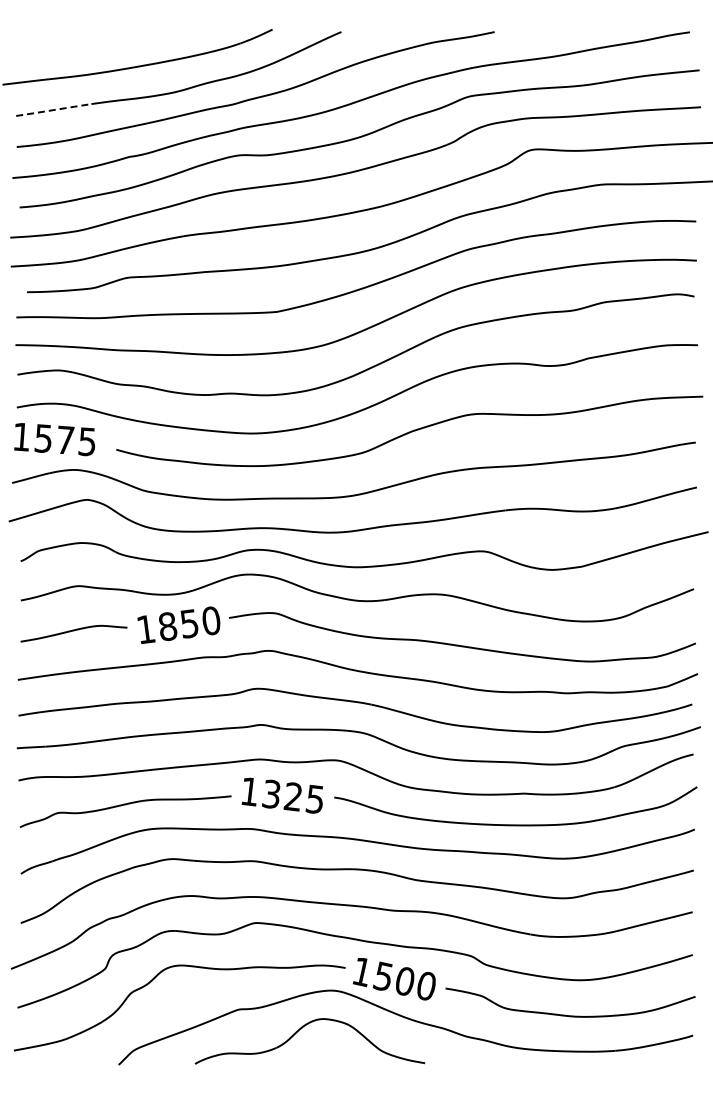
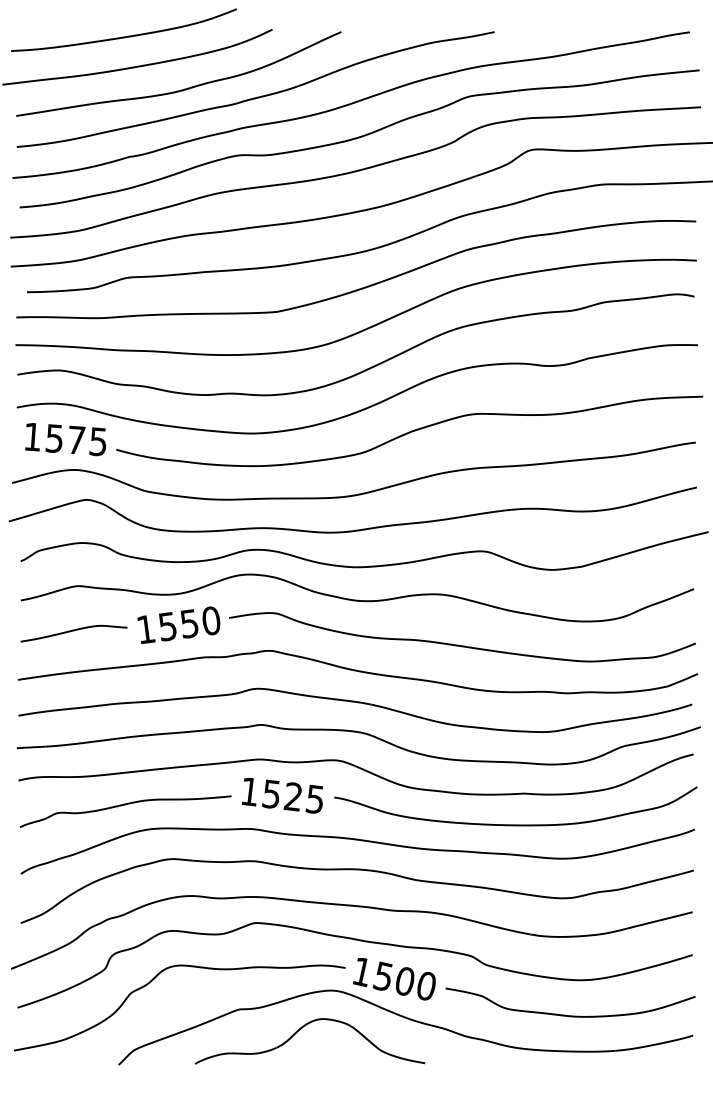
curve: none -> present (123, 36)
line: dashed -> solid (53, 110)
text position: (54, 439) -> (65, 439) (65, 439)
text: 1850 -> 1550 (168, 626)
text: 1325 -> 1525 (271, 793)
